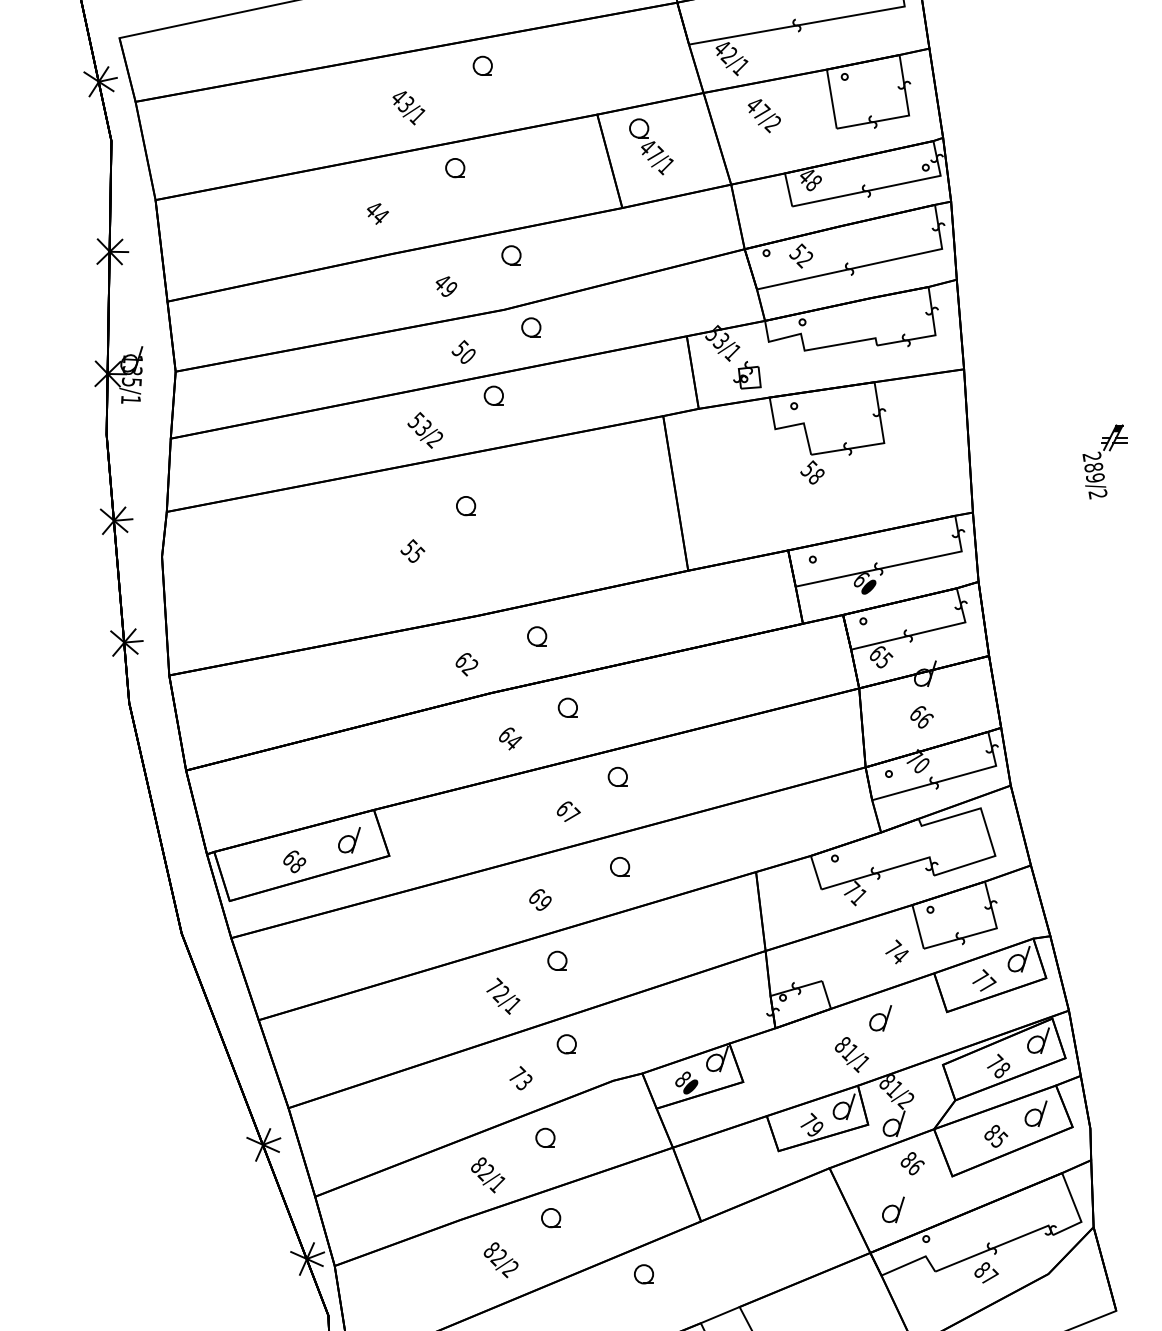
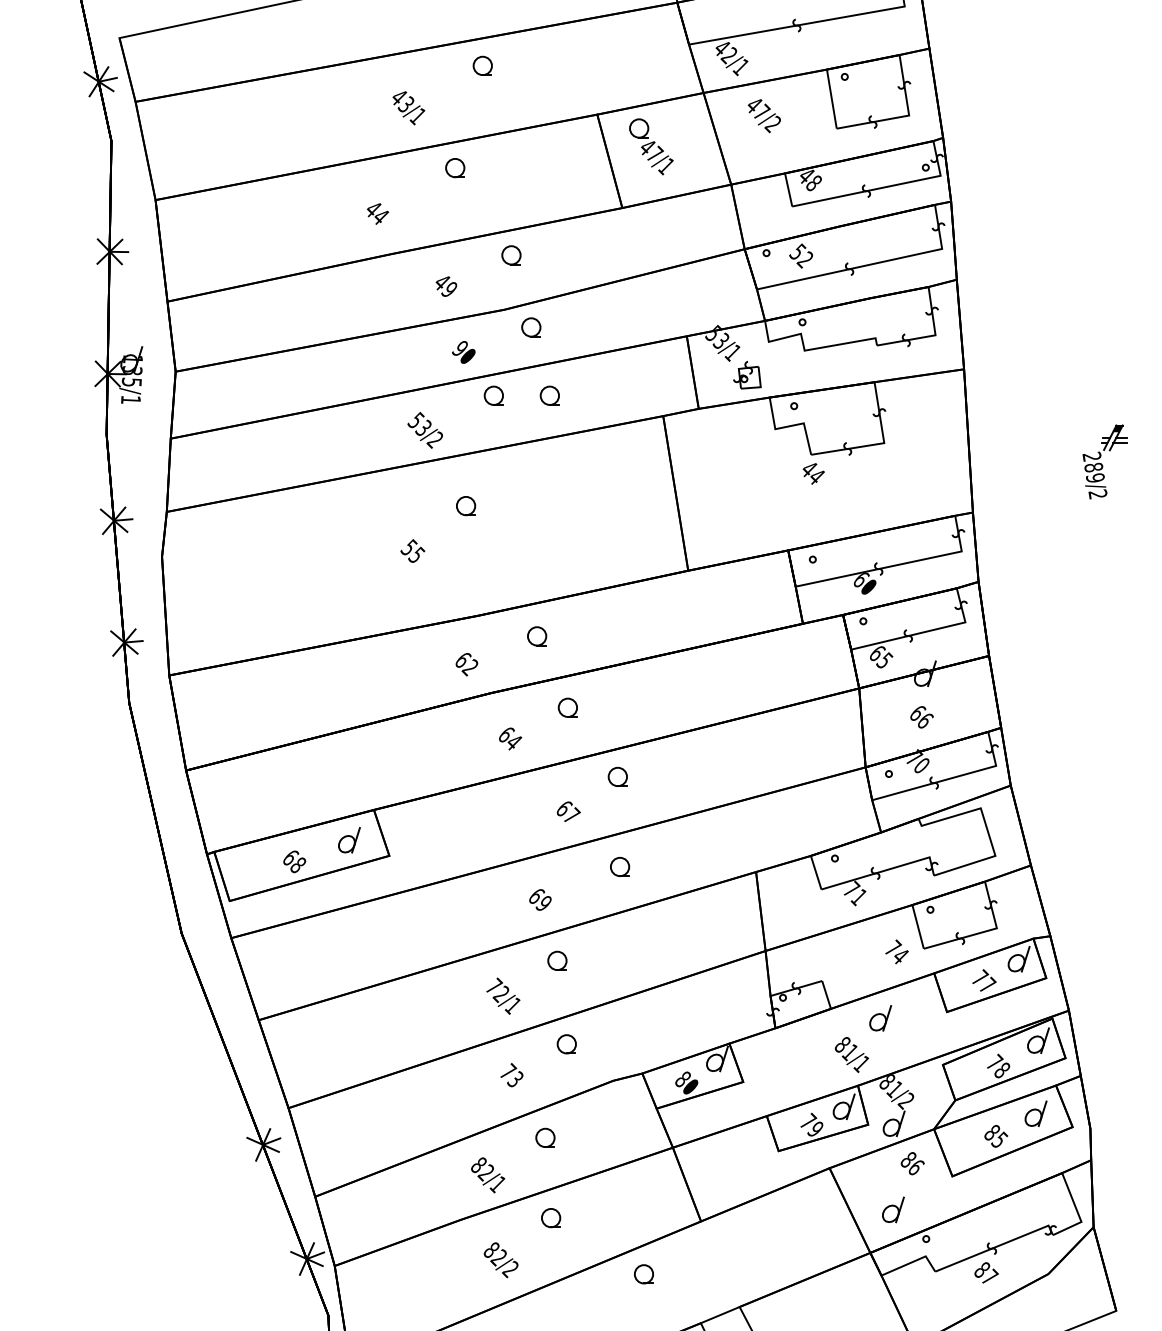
text: 50 -> 90 (462, 350)
part: none -> present (549, 395)
text: 58 -> 44 (812, 472)
text position: (520, 1078) -> (511, 1075) (511, 1075)
